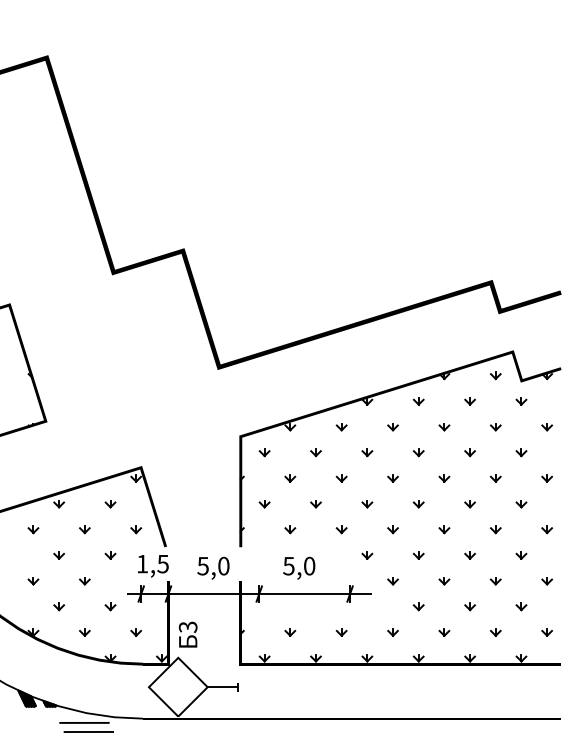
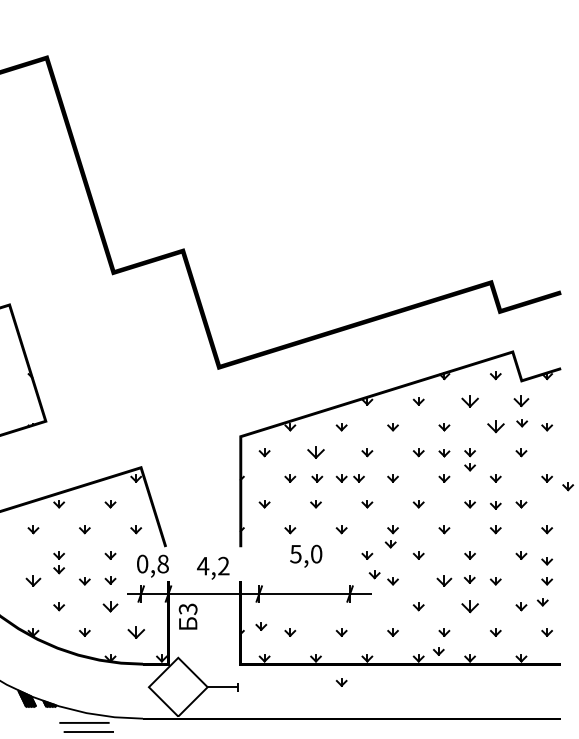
part size: 12x9 px -> 18x13 px (469, 401)
part size: 13x9 px -> 17x13 px (521, 401)
part: none -> present (522, 423)
part size: 13x9 px -> 18x14 px (495, 426)
part size: 12x10 px -> 18x13 px (315, 452)
part: none -> present (444, 453)
part: none -> present (469, 467)
part: none -> present (317, 478)
part: none -> present (358, 478)
part: none -> present (568, 486)
part: none -> present (495, 505)
part: none -> present (390, 544)
part: none -> present (547, 561)
text: 1,5 -> 0,8 (152, 563)
text: 5,0 -> 4,2 (213, 566)
text position: (299, 567) -> (306, 555) (306, 555)
part: none -> present (59, 569)
part: none -> present (374, 574)
part: none -> present (469, 579)
part: none -> present (110, 580)
part size: 13x9 px -> 17x12 px (33, 580)
part size: 13x9 px -> 17x12 px (444, 580)
part: none -> present (542, 602)
part size: 13x10 px -> 17x12 px (110, 606)
part size: 12x10 px -> 18x14 px (469, 606)
part: none -> present (261, 626)
part size: 12x9 px -> 18x13 px (135, 632)
text position: (187, 634) -> (187, 616) (187, 616)
part: none -> present (438, 651)
part: none -> present (341, 682)
